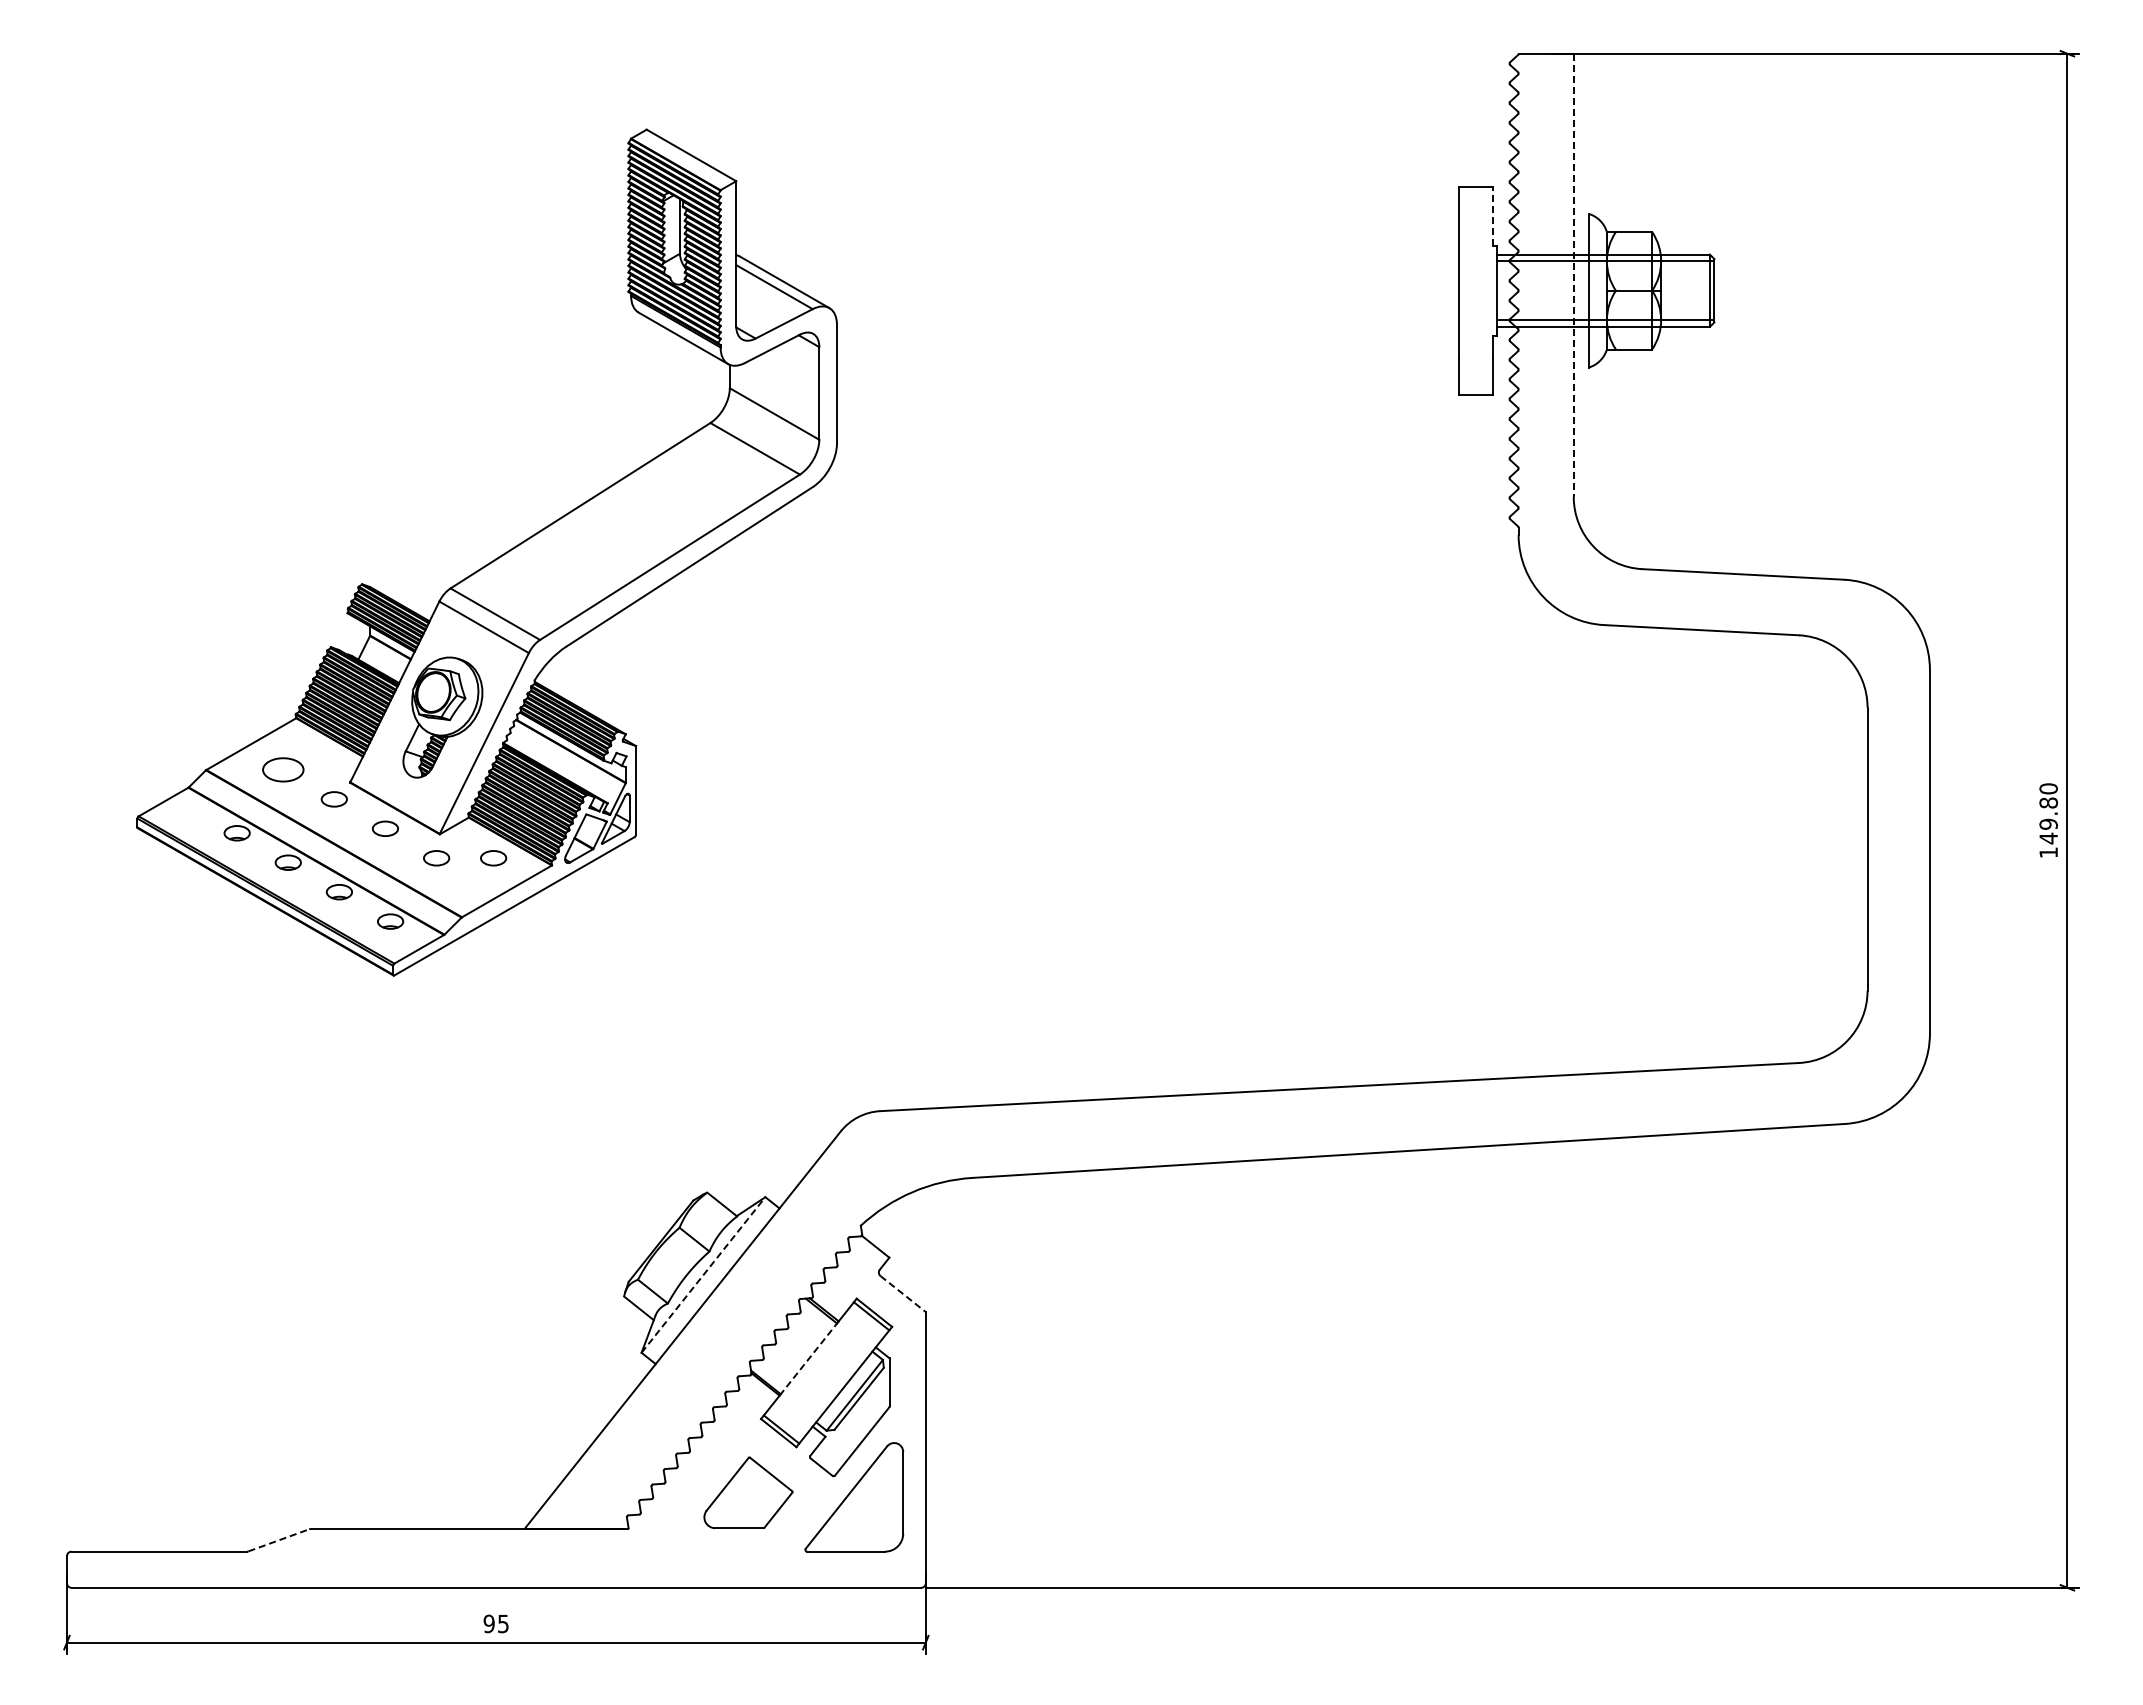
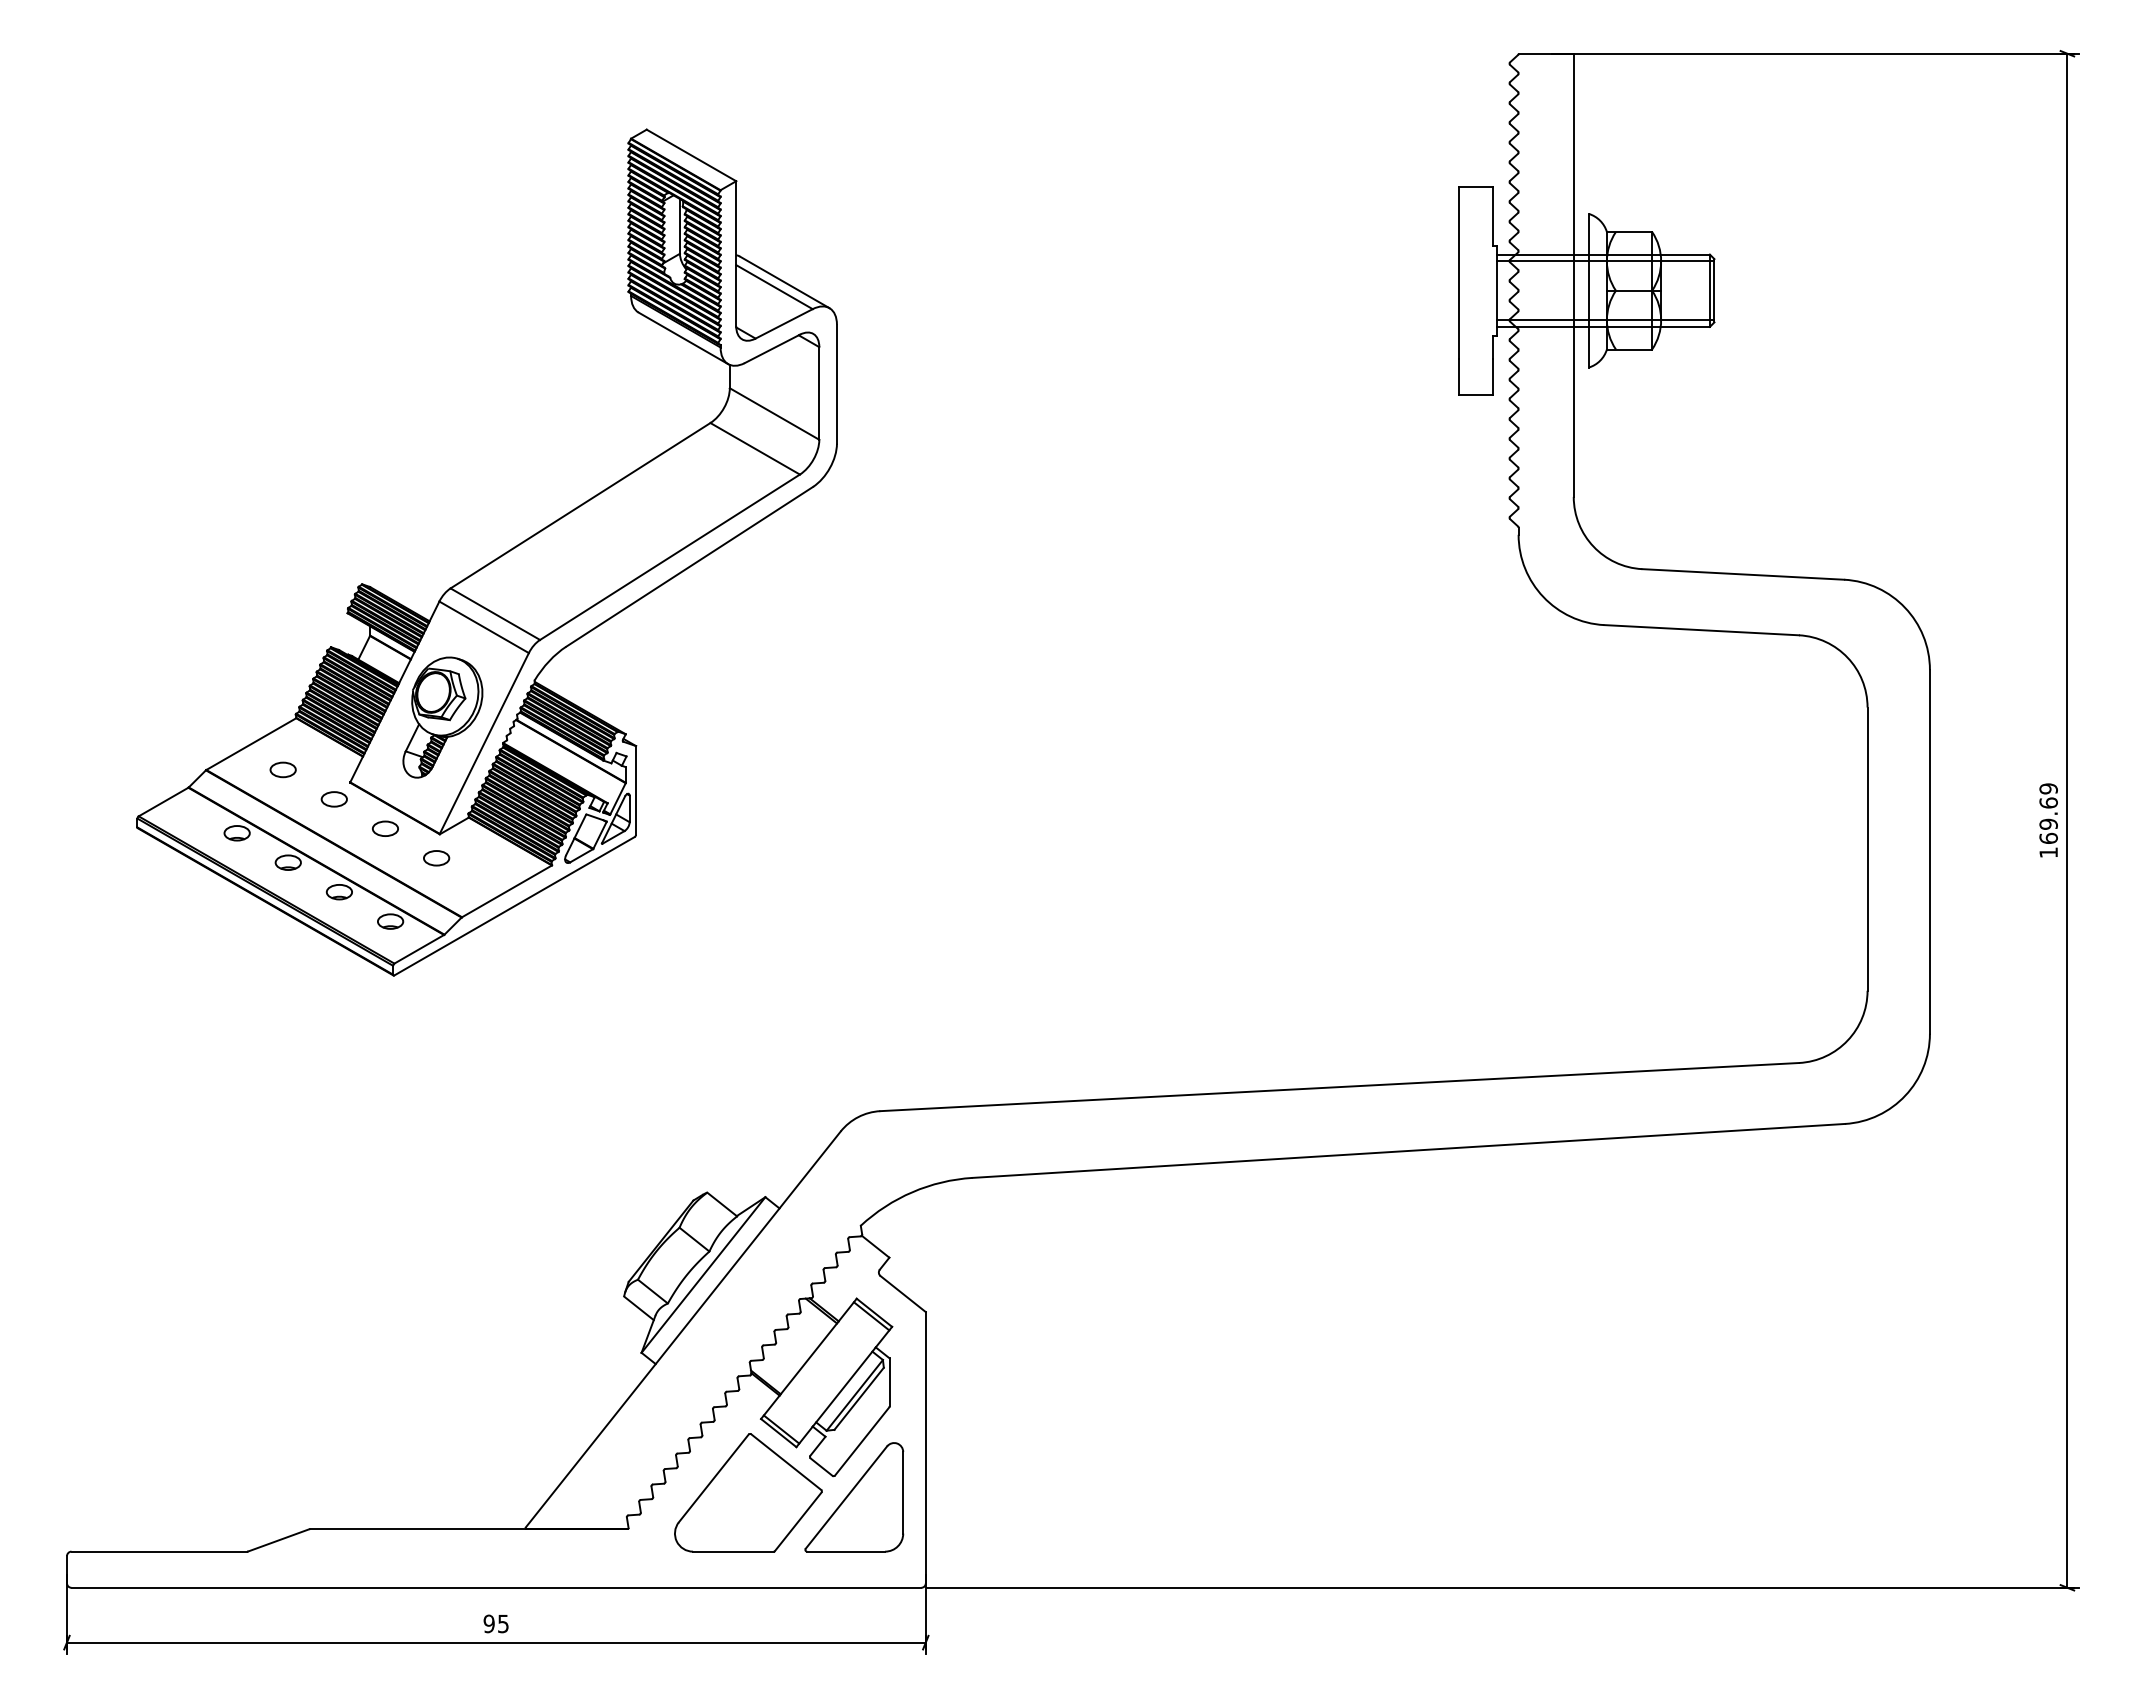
line: dashed -> solid (1492, 215)
line: dashed -> solid (1573, 275)
part size: 43x26 px -> 28x18 px (282, 769)
text: 149.80 -> 169.69 (2048, 813)
part: present -> none (493, 858)
line: dashed -> solid (703, 1274)
line: dashed -> solid (903, 1294)
line: dashed -> solid (809, 1358)
part size: 91x73 px -> 149x120 px (748, 1492)
line: dashed -> solid (279, 1540)
